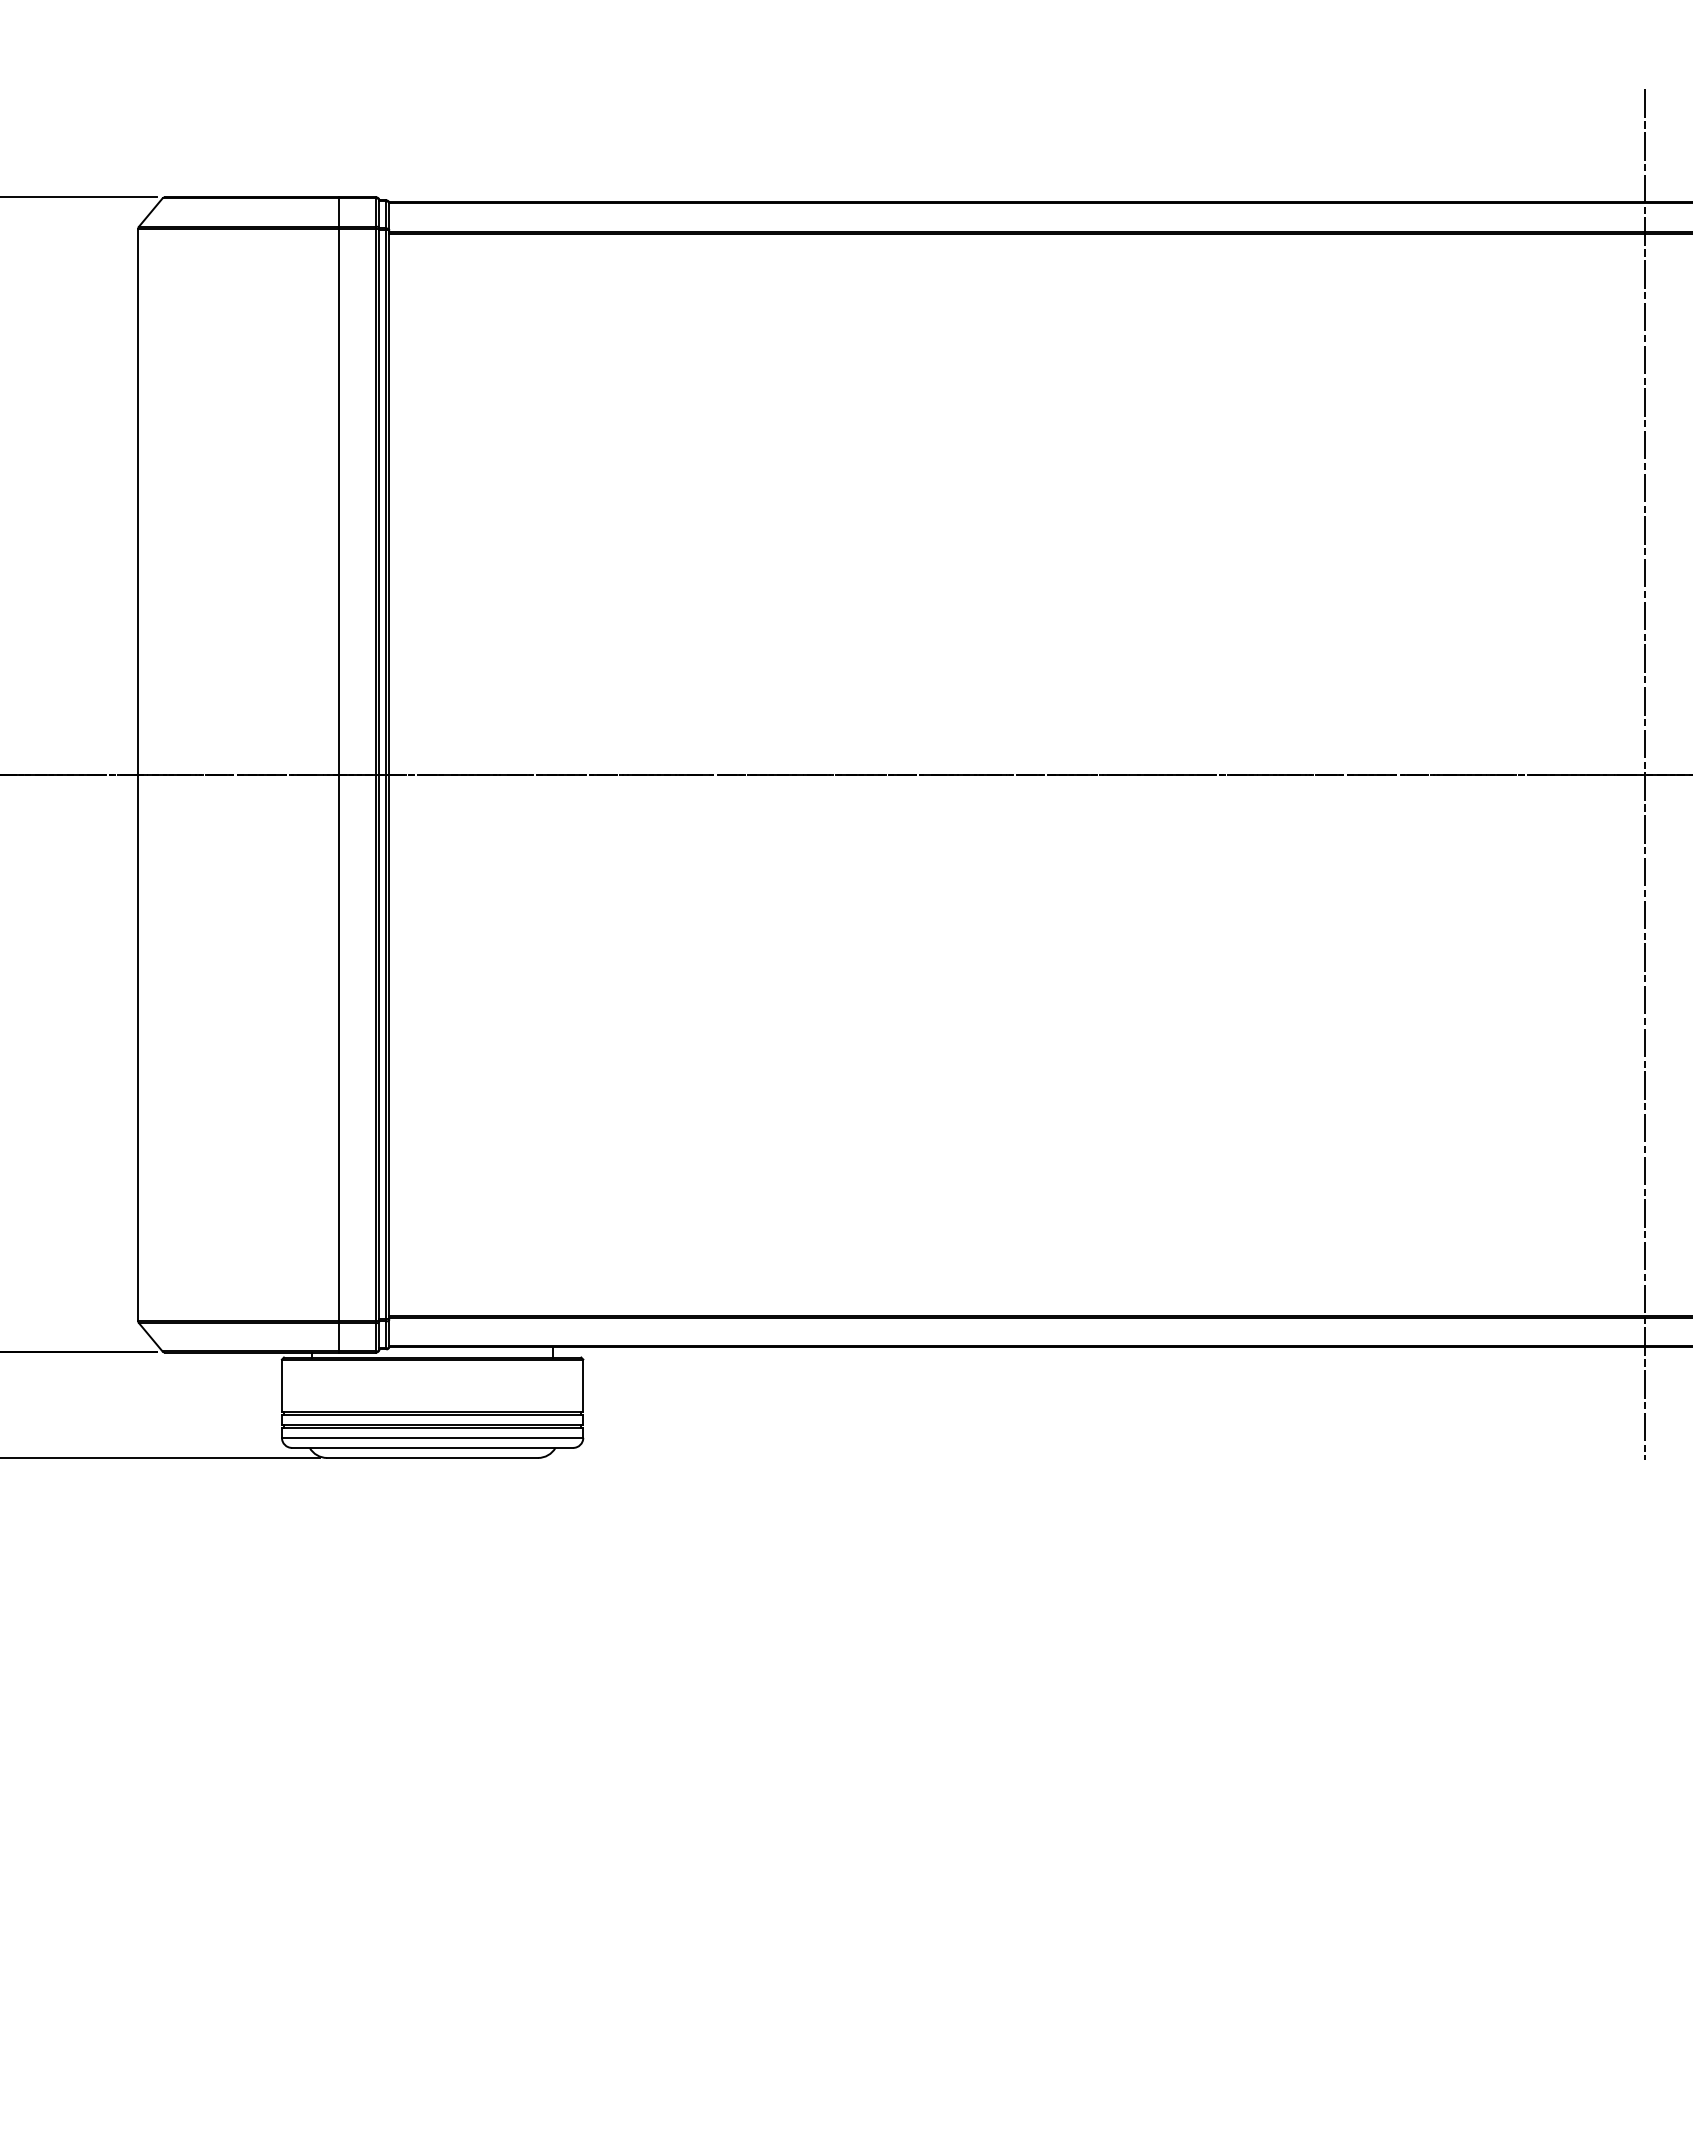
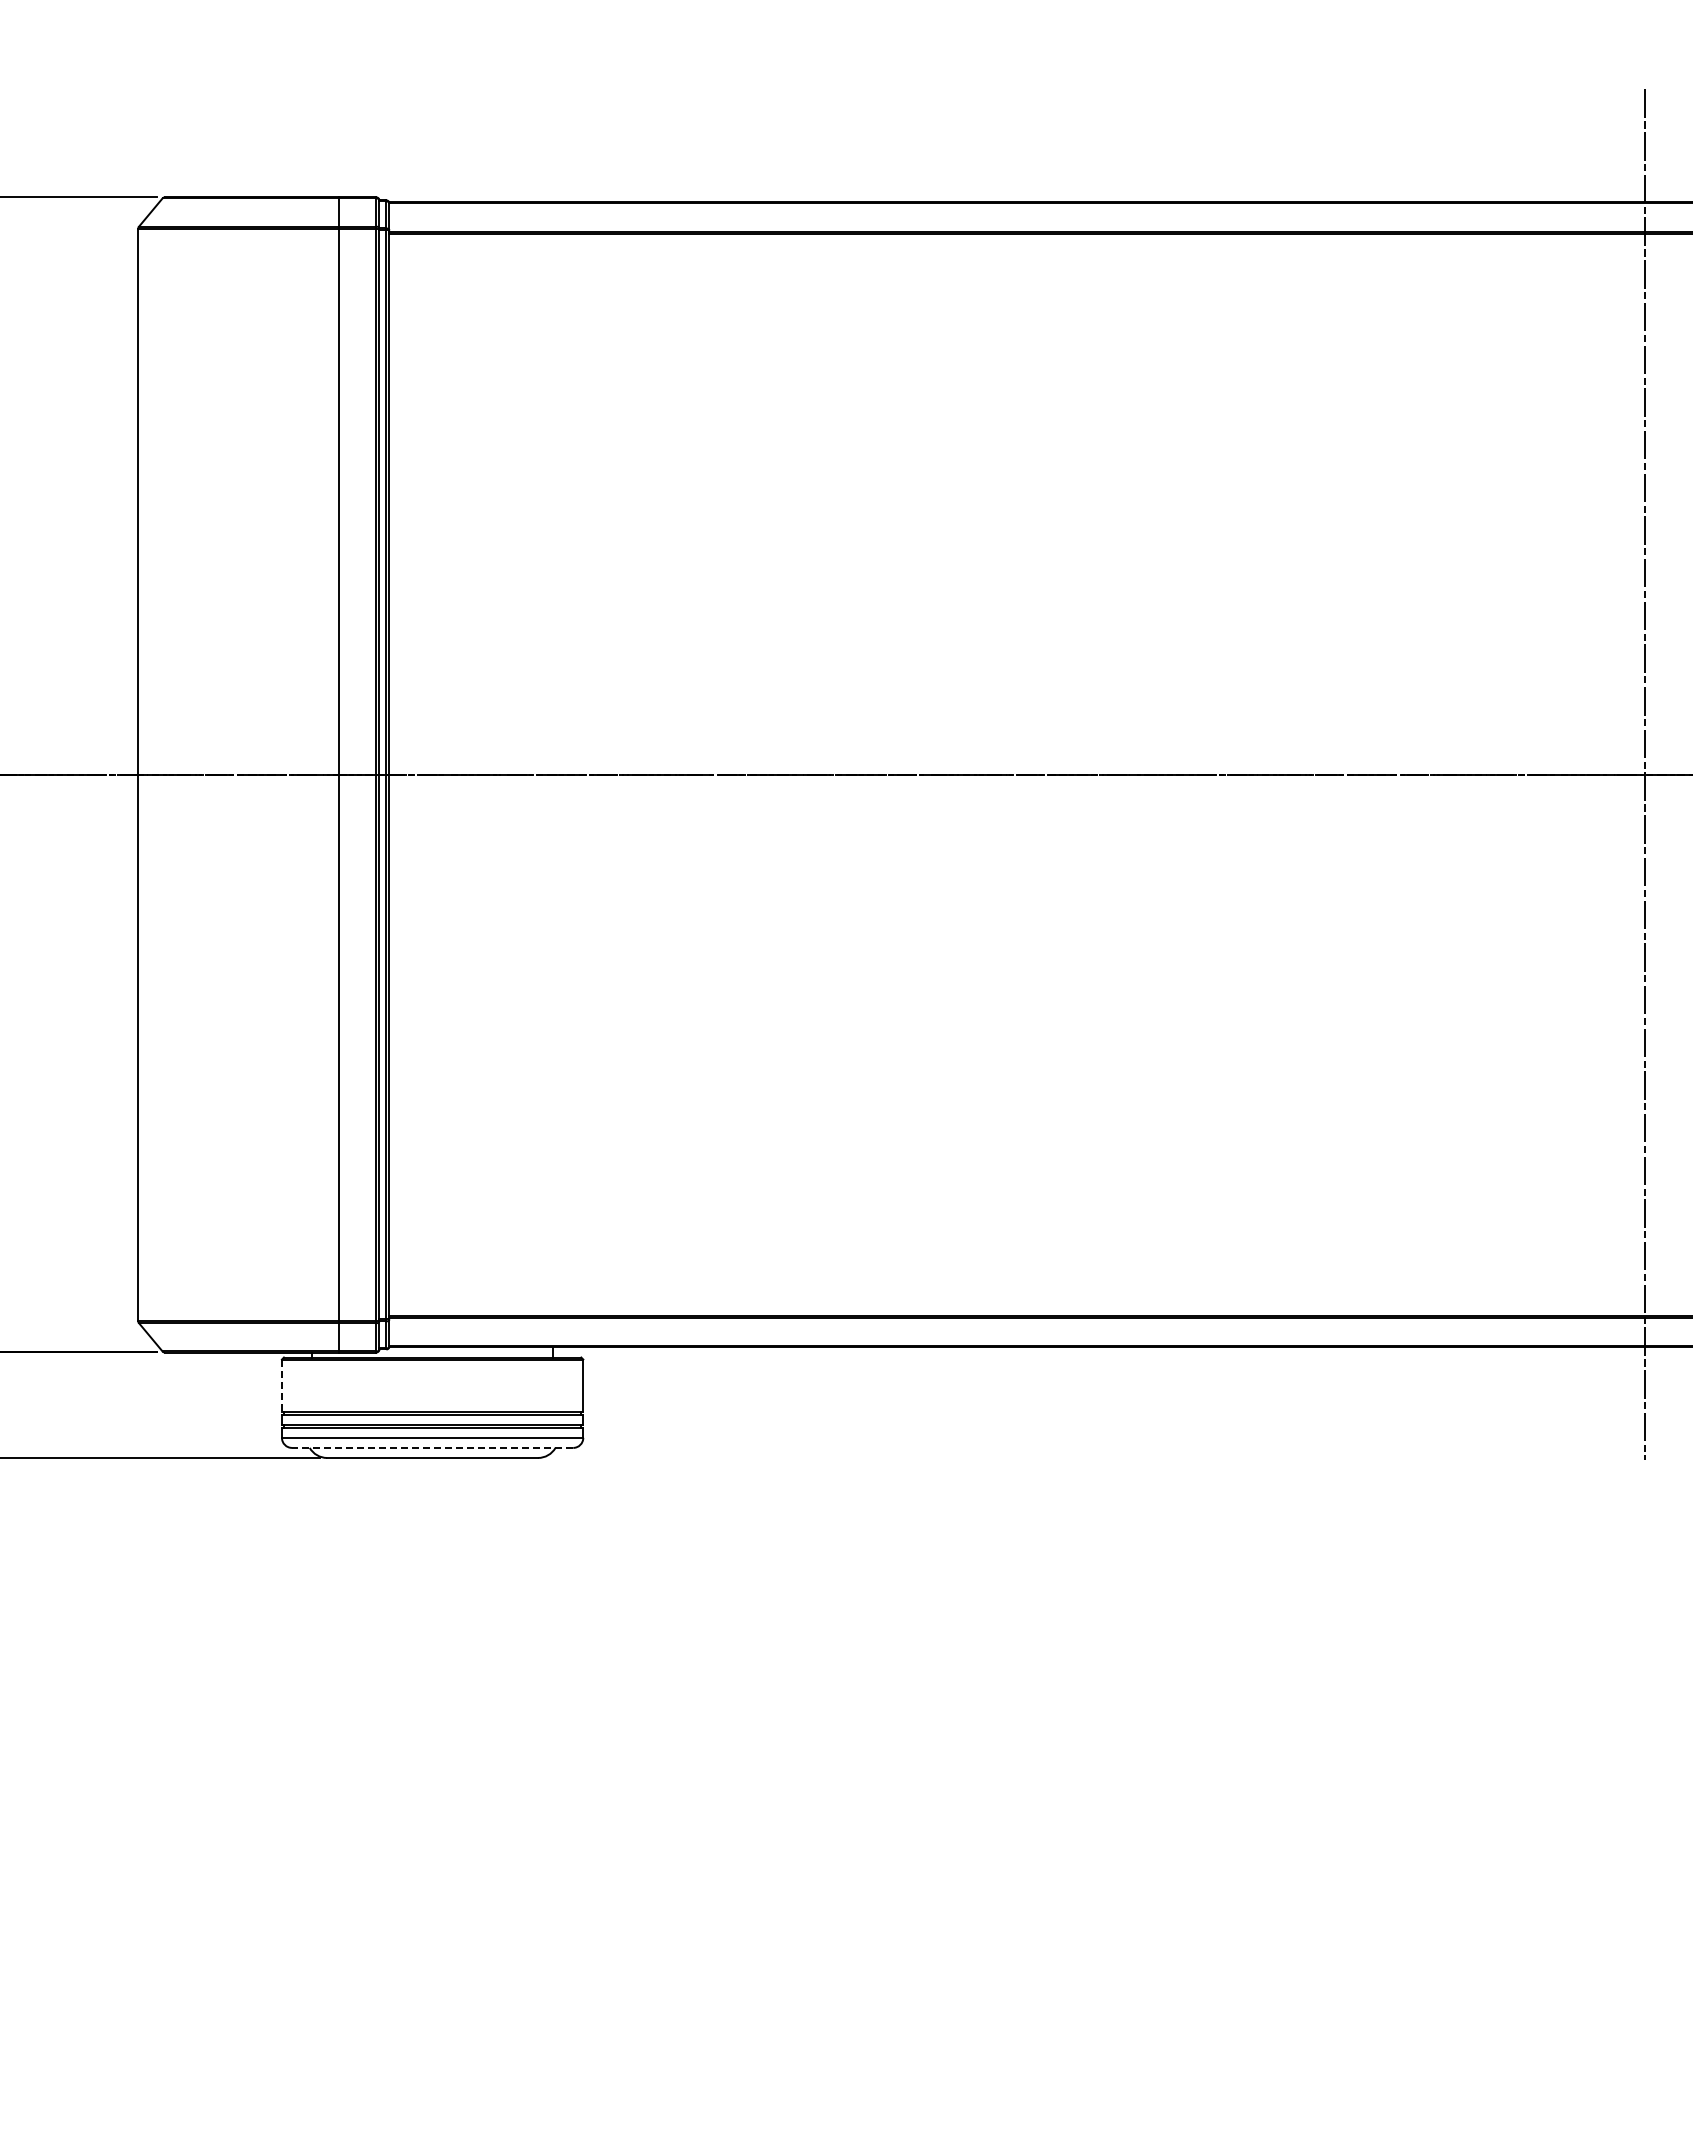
line: solid -> dashed (281, 1386)
line: solid -> dashed (432, 1447)
